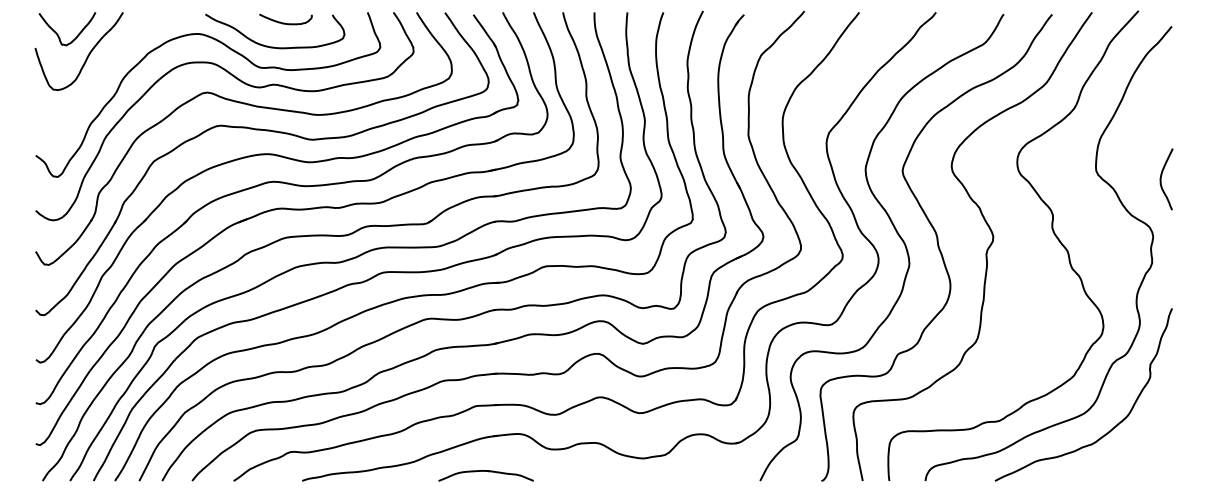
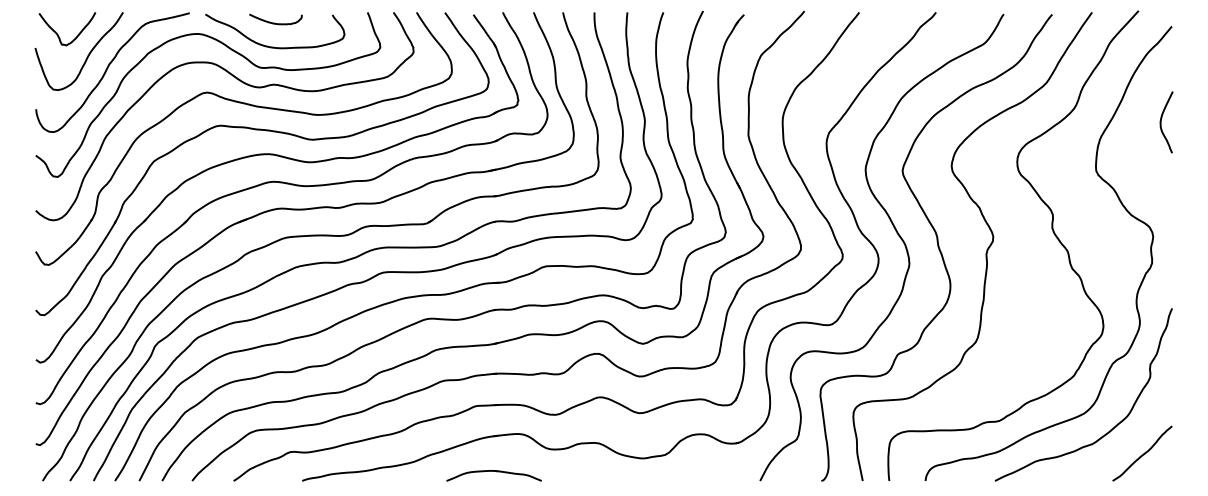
curve position: (285, 22) -> (275, 22) (275, 22)
curve: none -> present (107, 70)
curve position: (1161, 179) -> (1161, 122) (1161, 122)
curve: none -> present (1143, 453)
part position: (485, 475) -> (493, 475) (493, 475)
